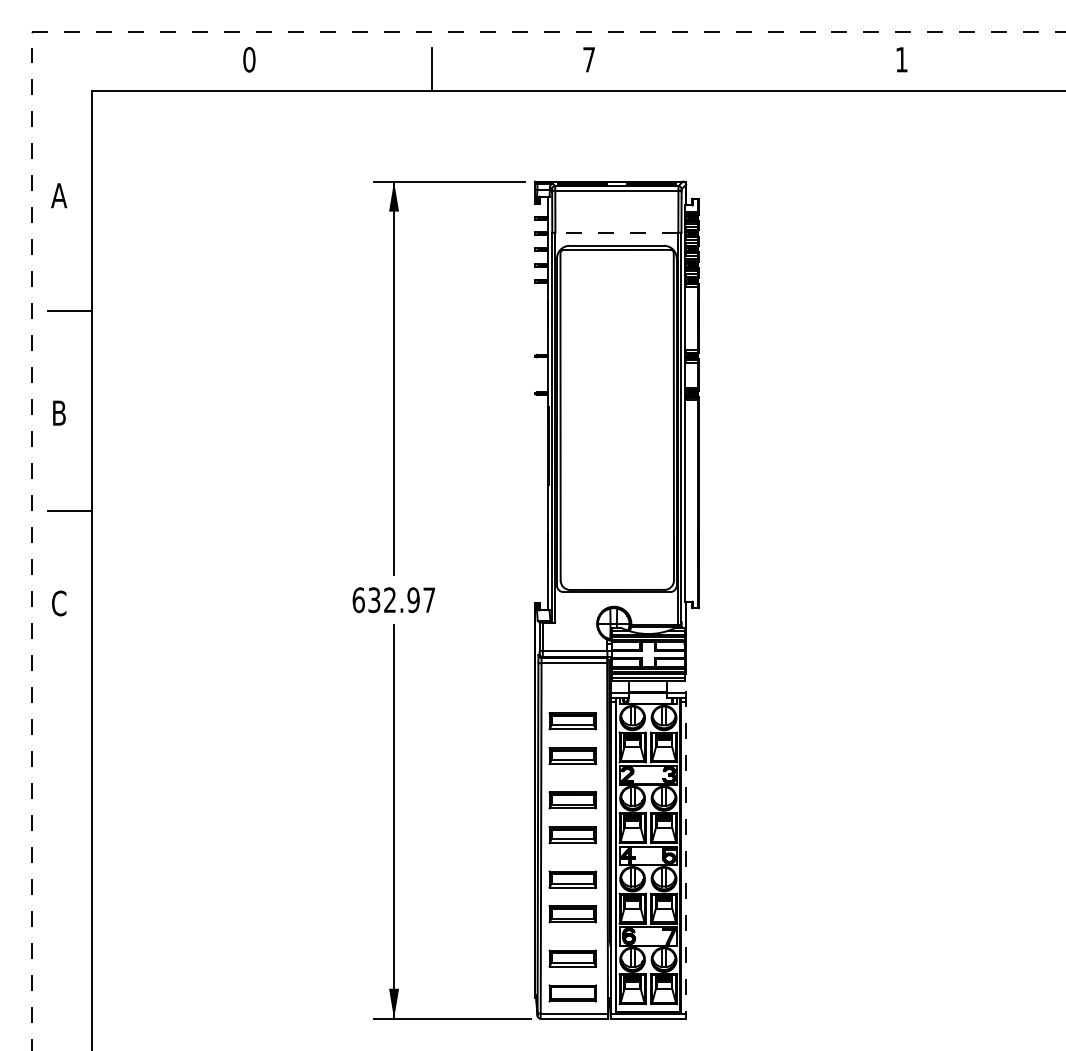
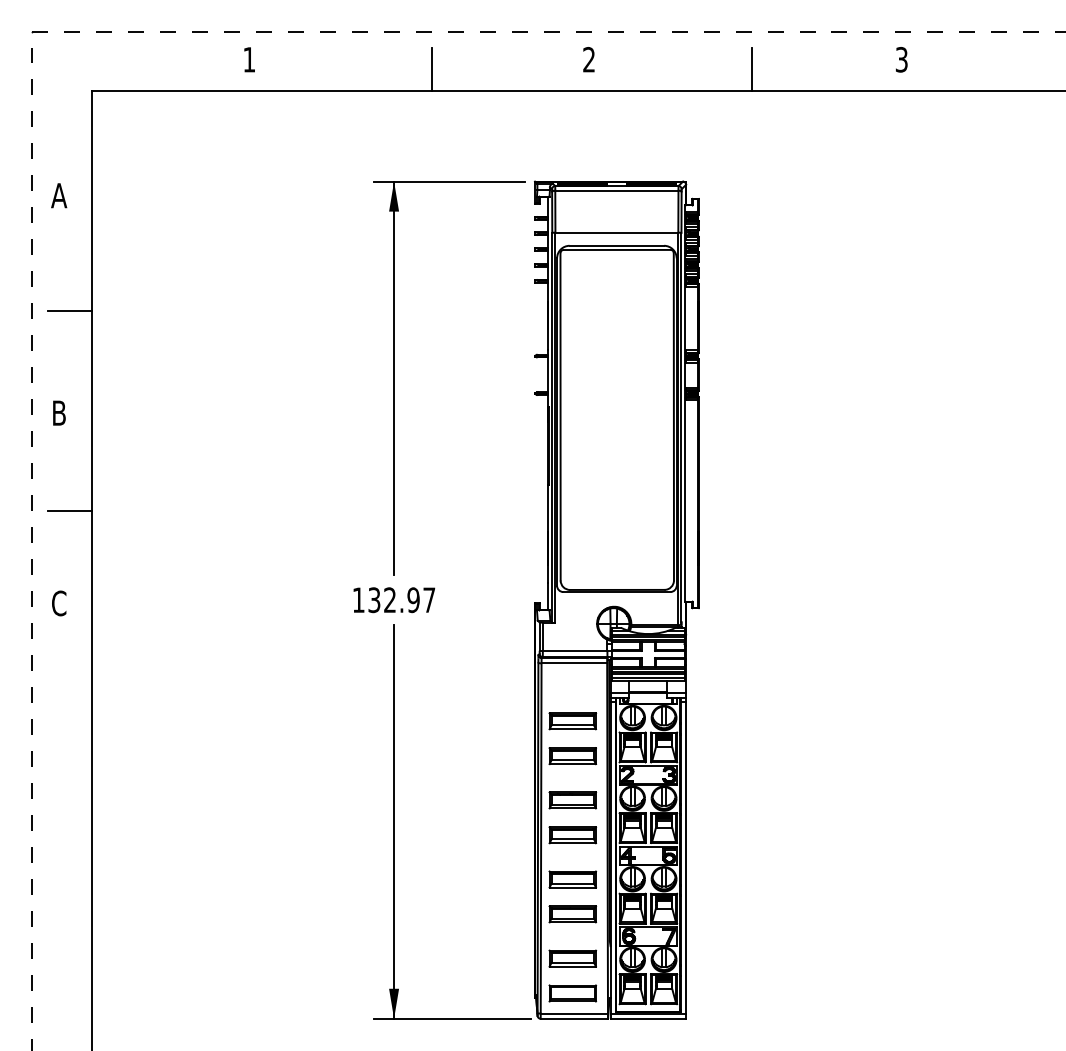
text: 0 -> 1 (249, 59)
text: 7 -> 2 (588, 59)
text: 1 -> 3 (901, 59)
line: none -> present (751, 69)
line: dashed -> solid (616, 232)
text: 632.97 -> 132.97 (358, 600)
line: dashed -> solid (686, 839)
